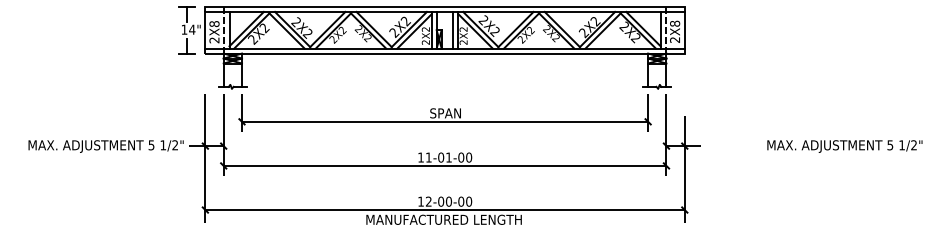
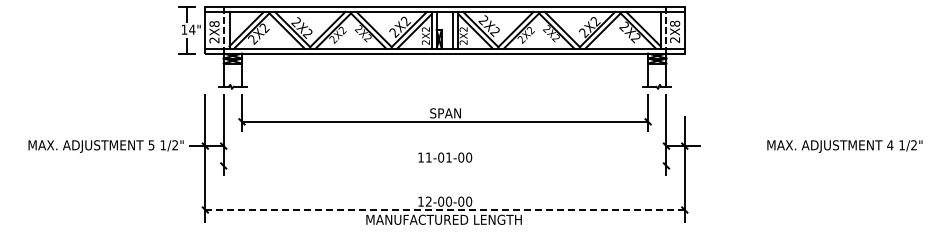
text: 5 -> 4 (890, 145)
line: present -> none (444, 165)
line: solid -> dashed (445, 210)
